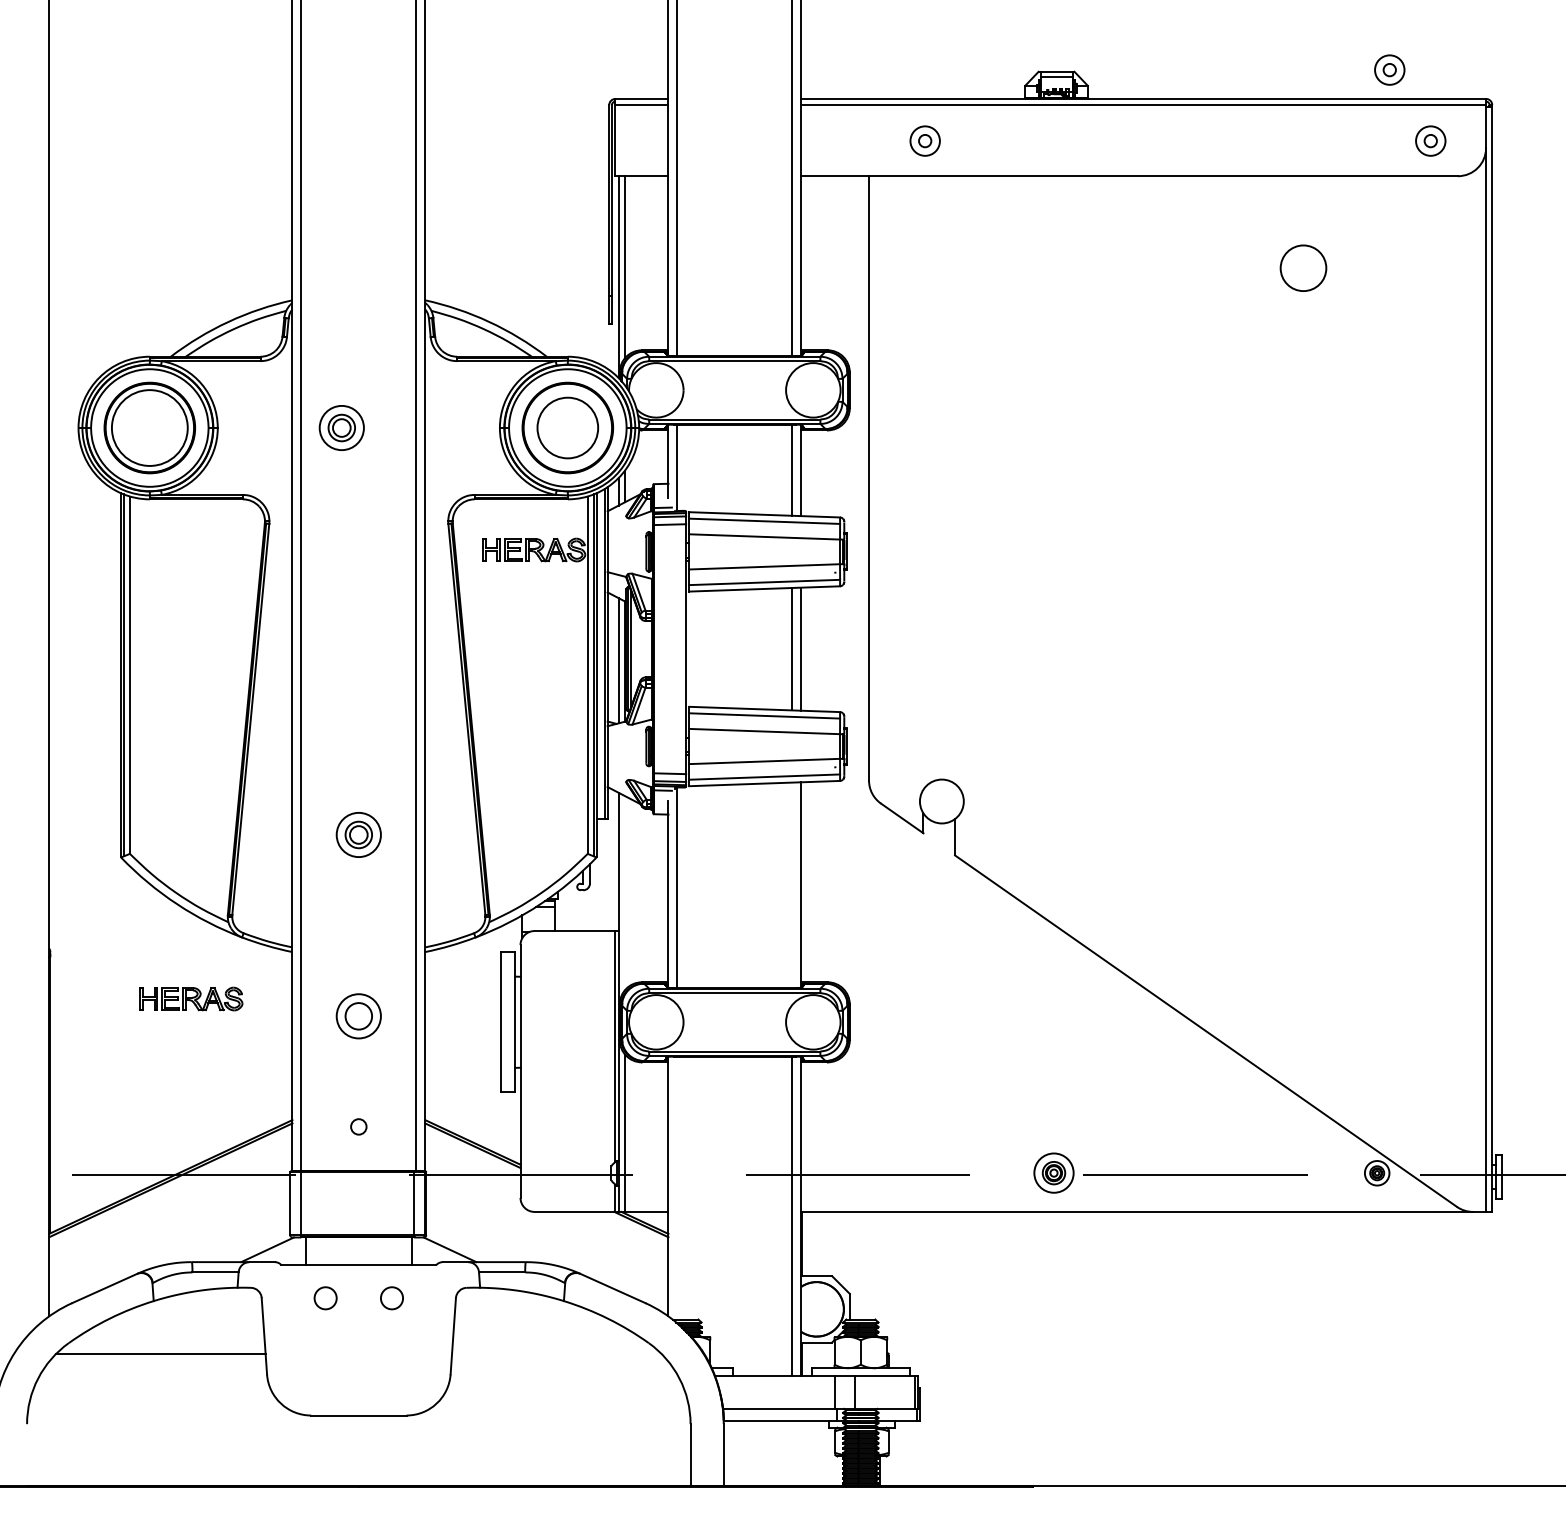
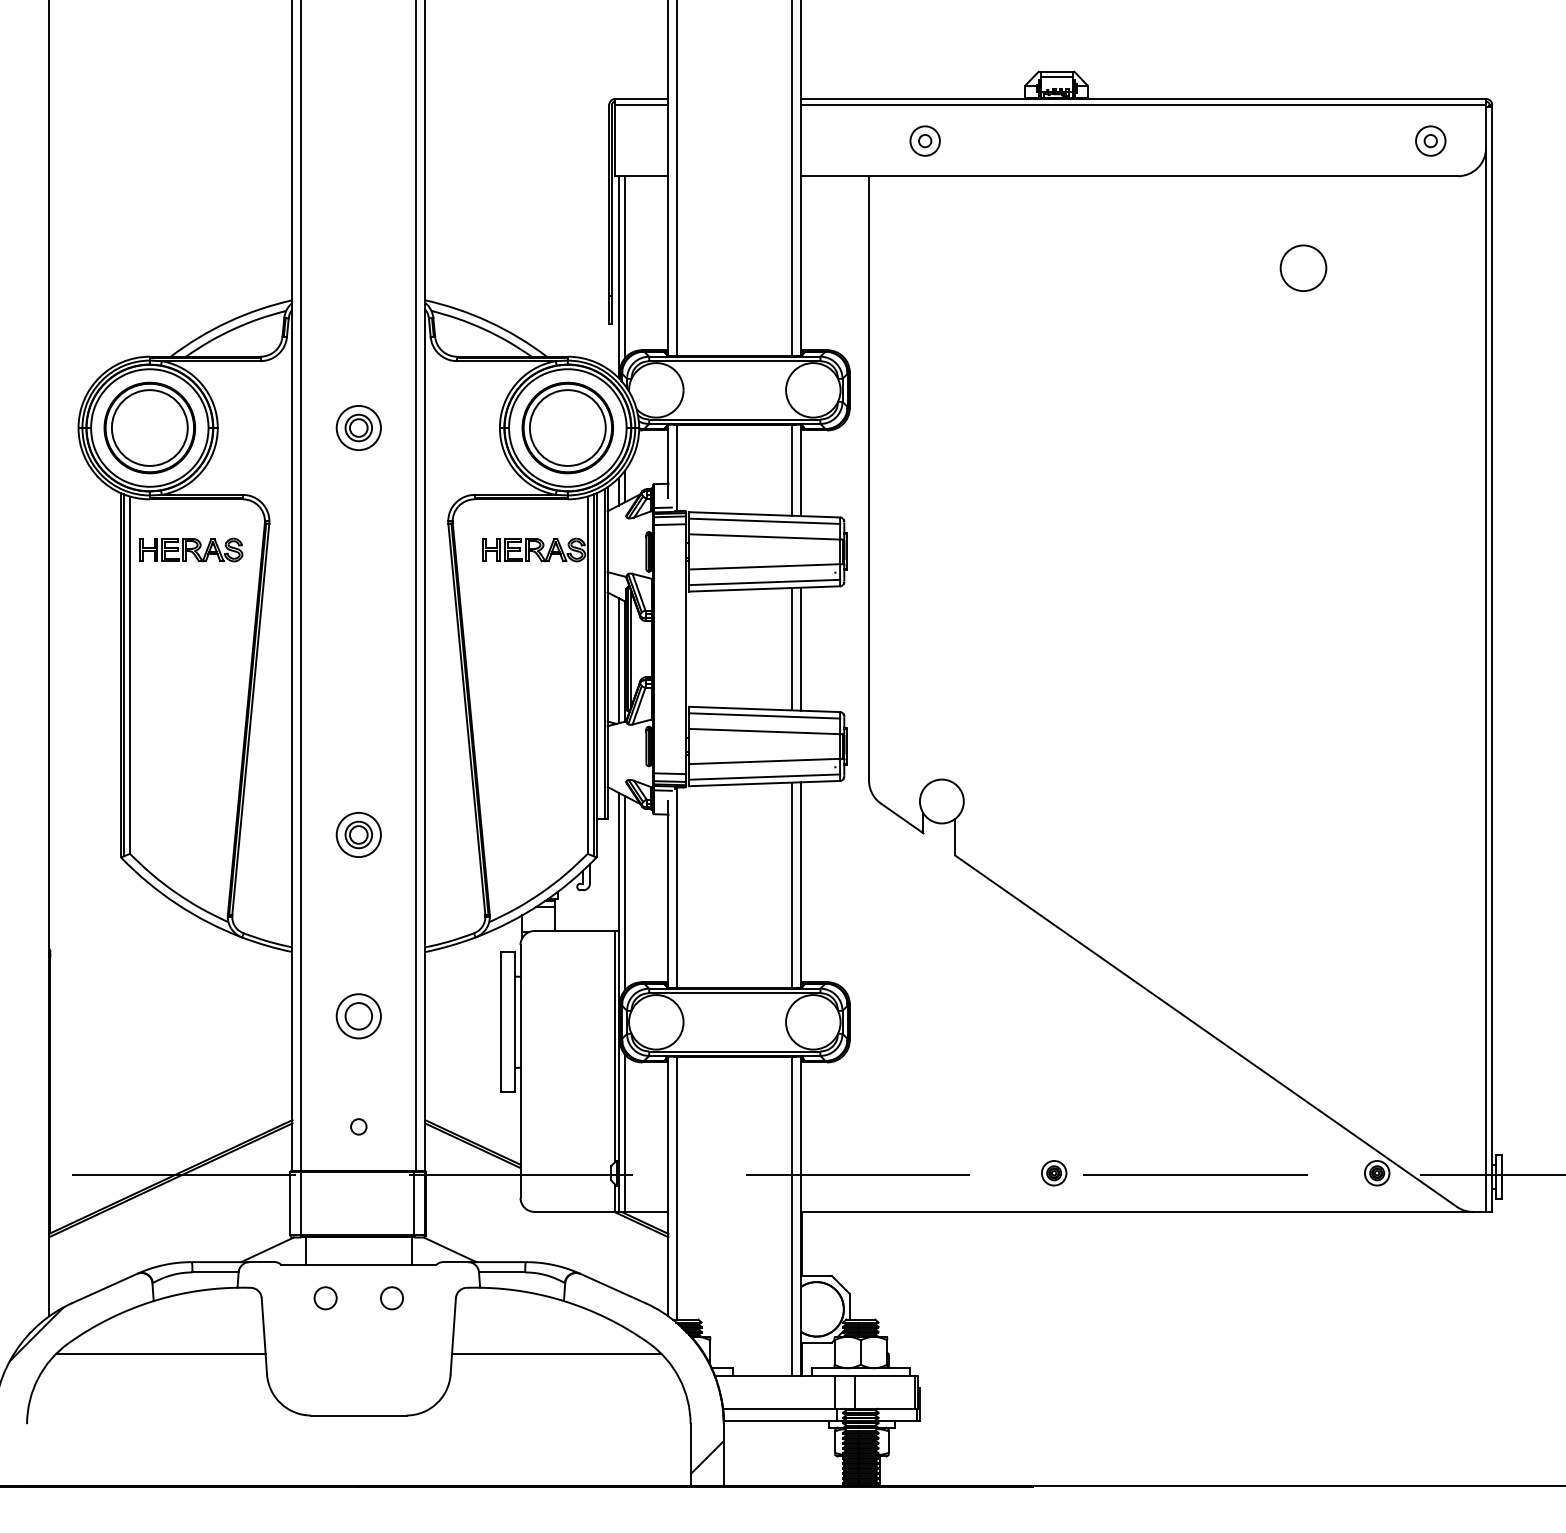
part: present -> none (1389, 69)
part position: (341, 427) -> (358, 427) (358, 427)
circle diameter: 61 px -> 76 px (567, 427)
line: none -> present (792, 884)
line: none -> present (625, 893)
part position: (191, 998) -> (191, 549) (191, 549)
part size: 42x42 px -> 27x27 px (1054, 1173)
line: none -> present (677, 1187)
hatch: none -> present (36, 1334)
line: none -> present (556, 1353)
hatch: none -> present (706, 1457)
